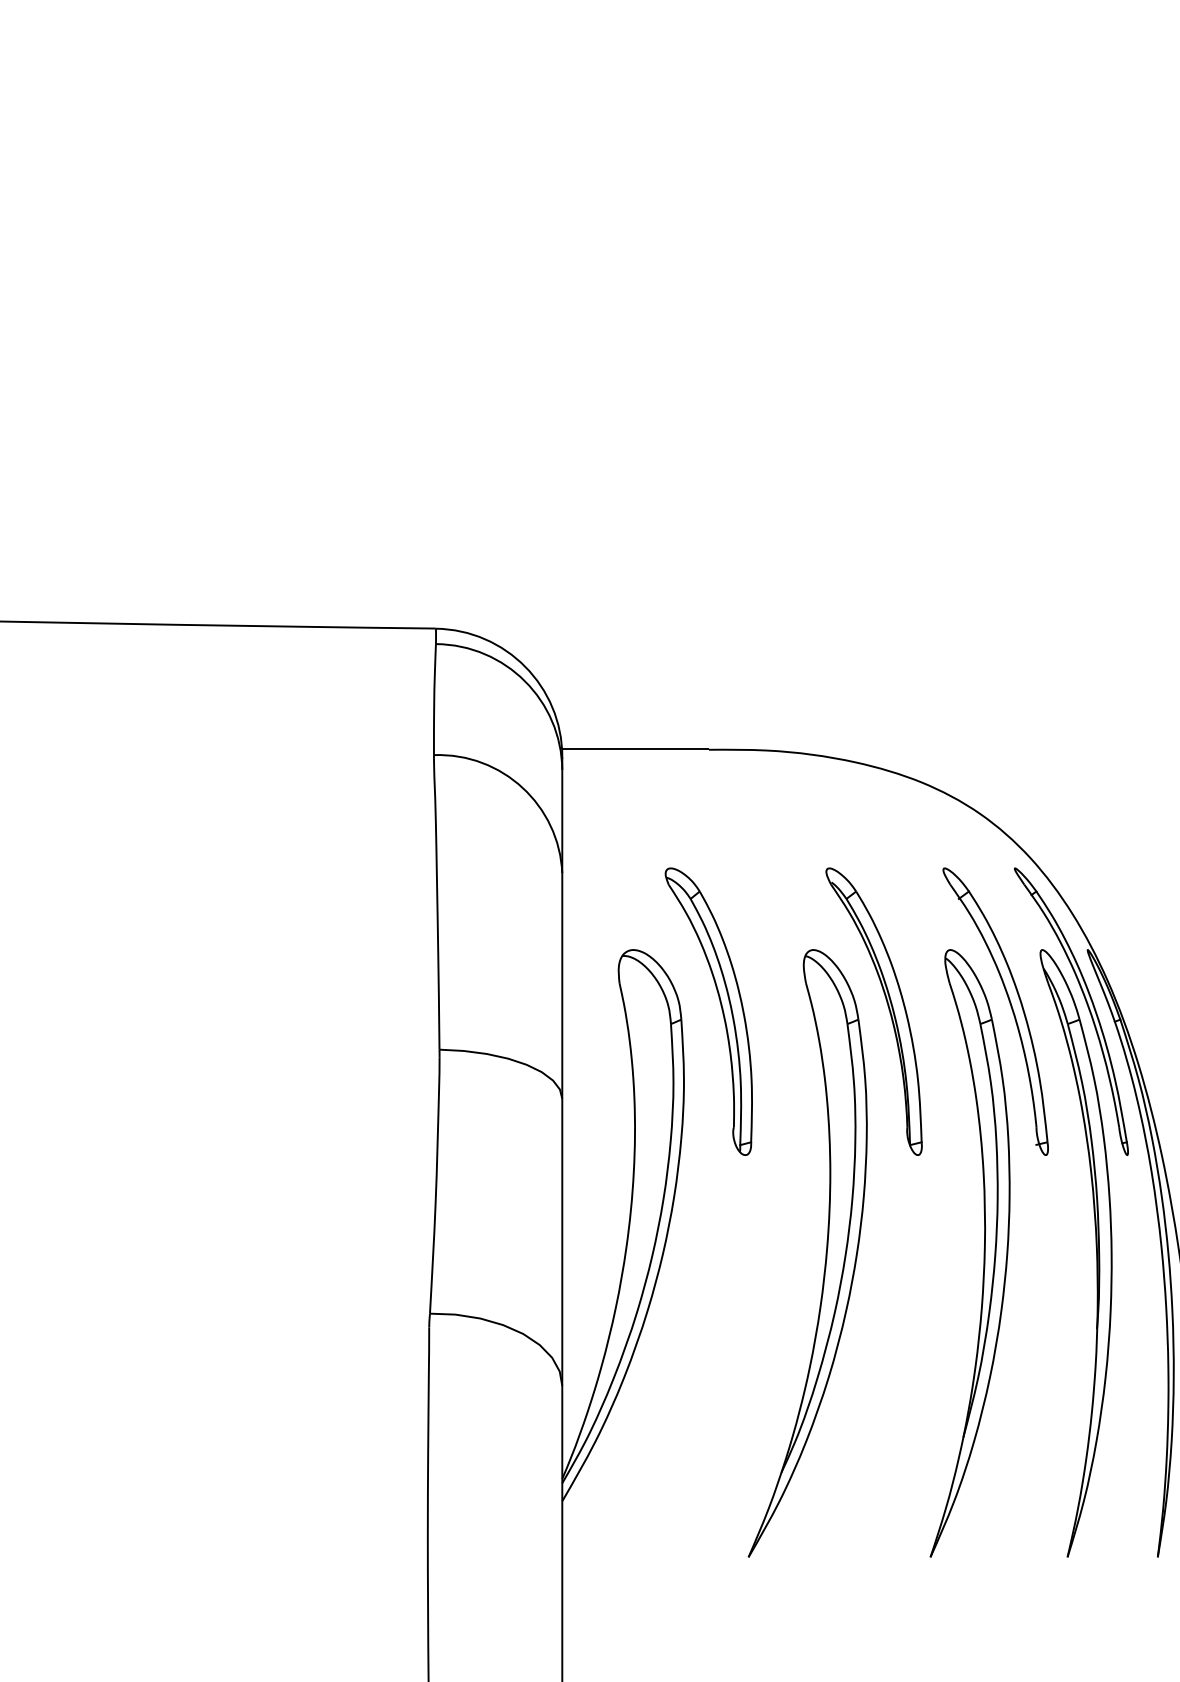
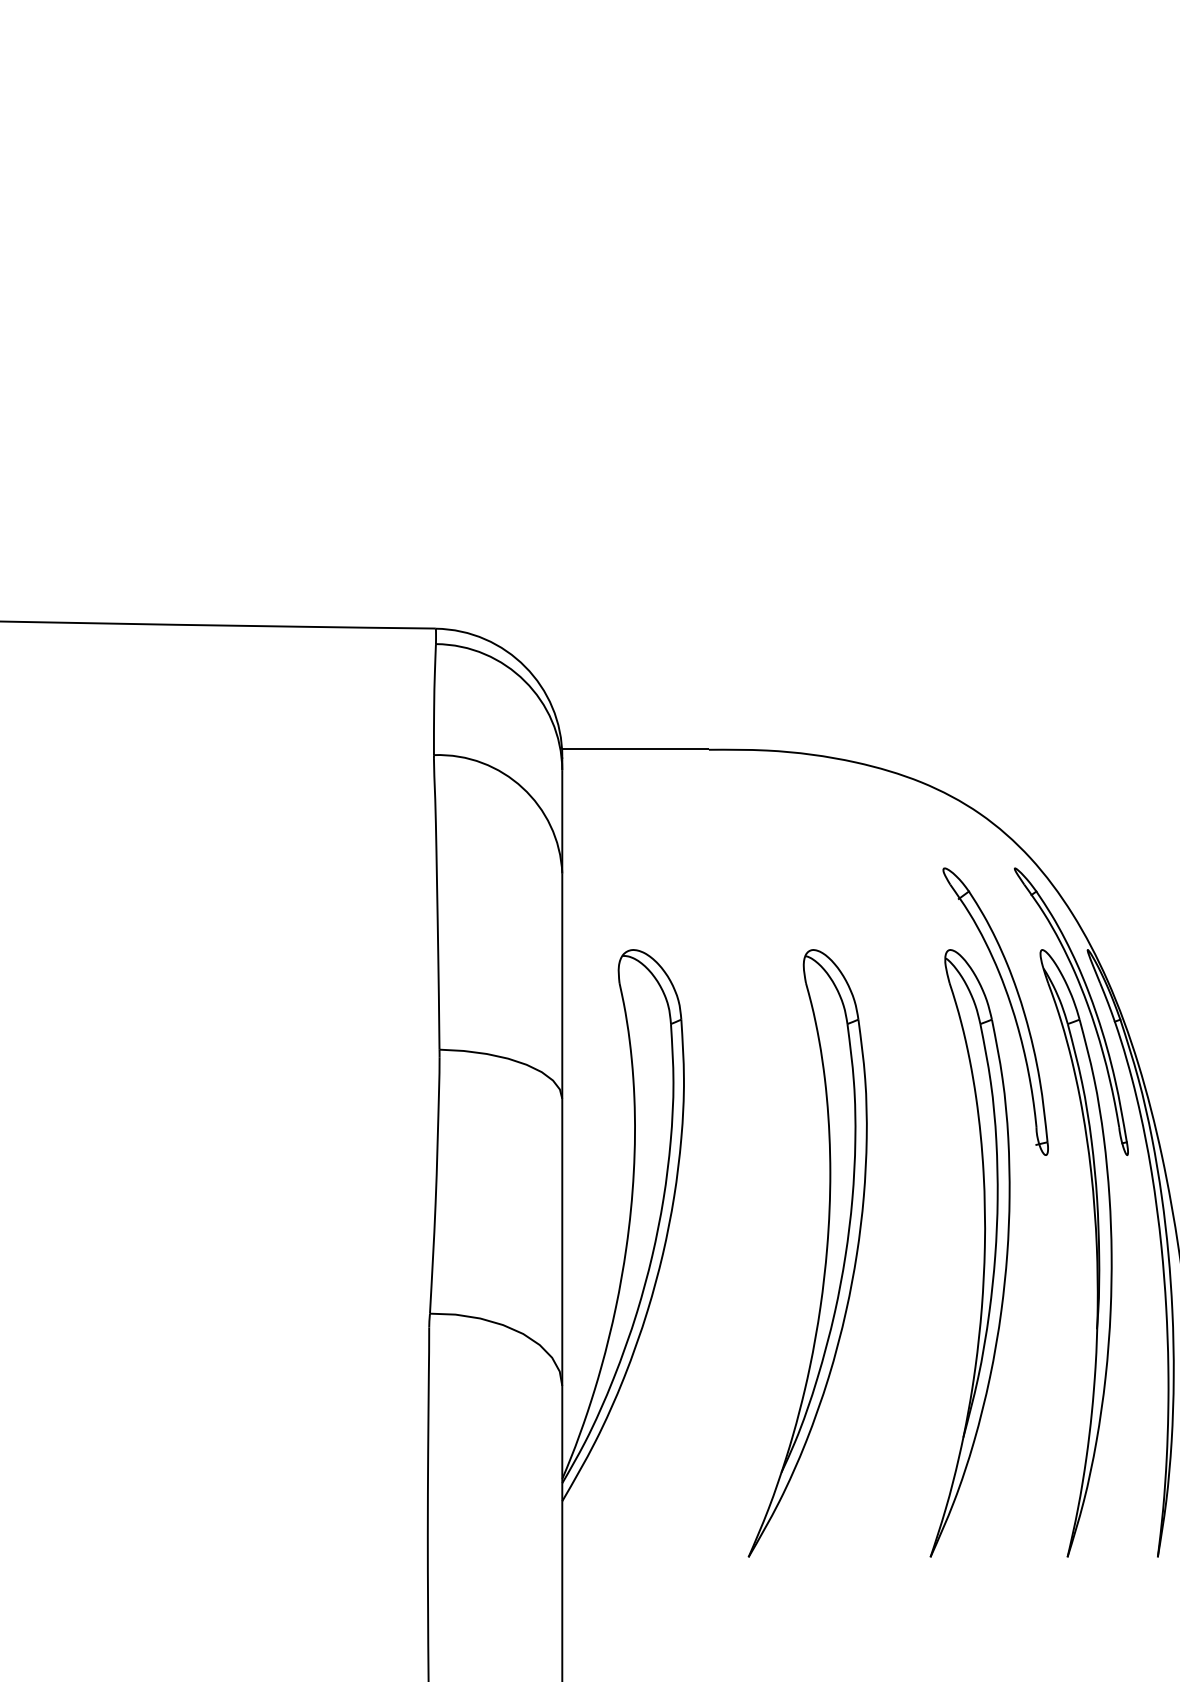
part: present -> none (720, 1006)
part: present -> none (887, 1006)
